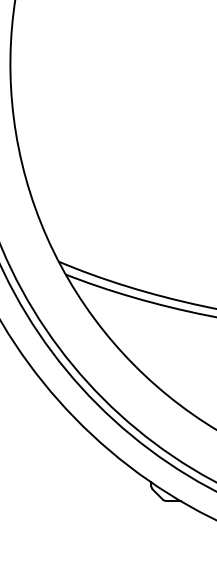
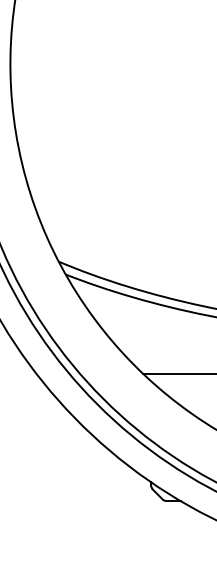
line: none -> present (178, 373)
